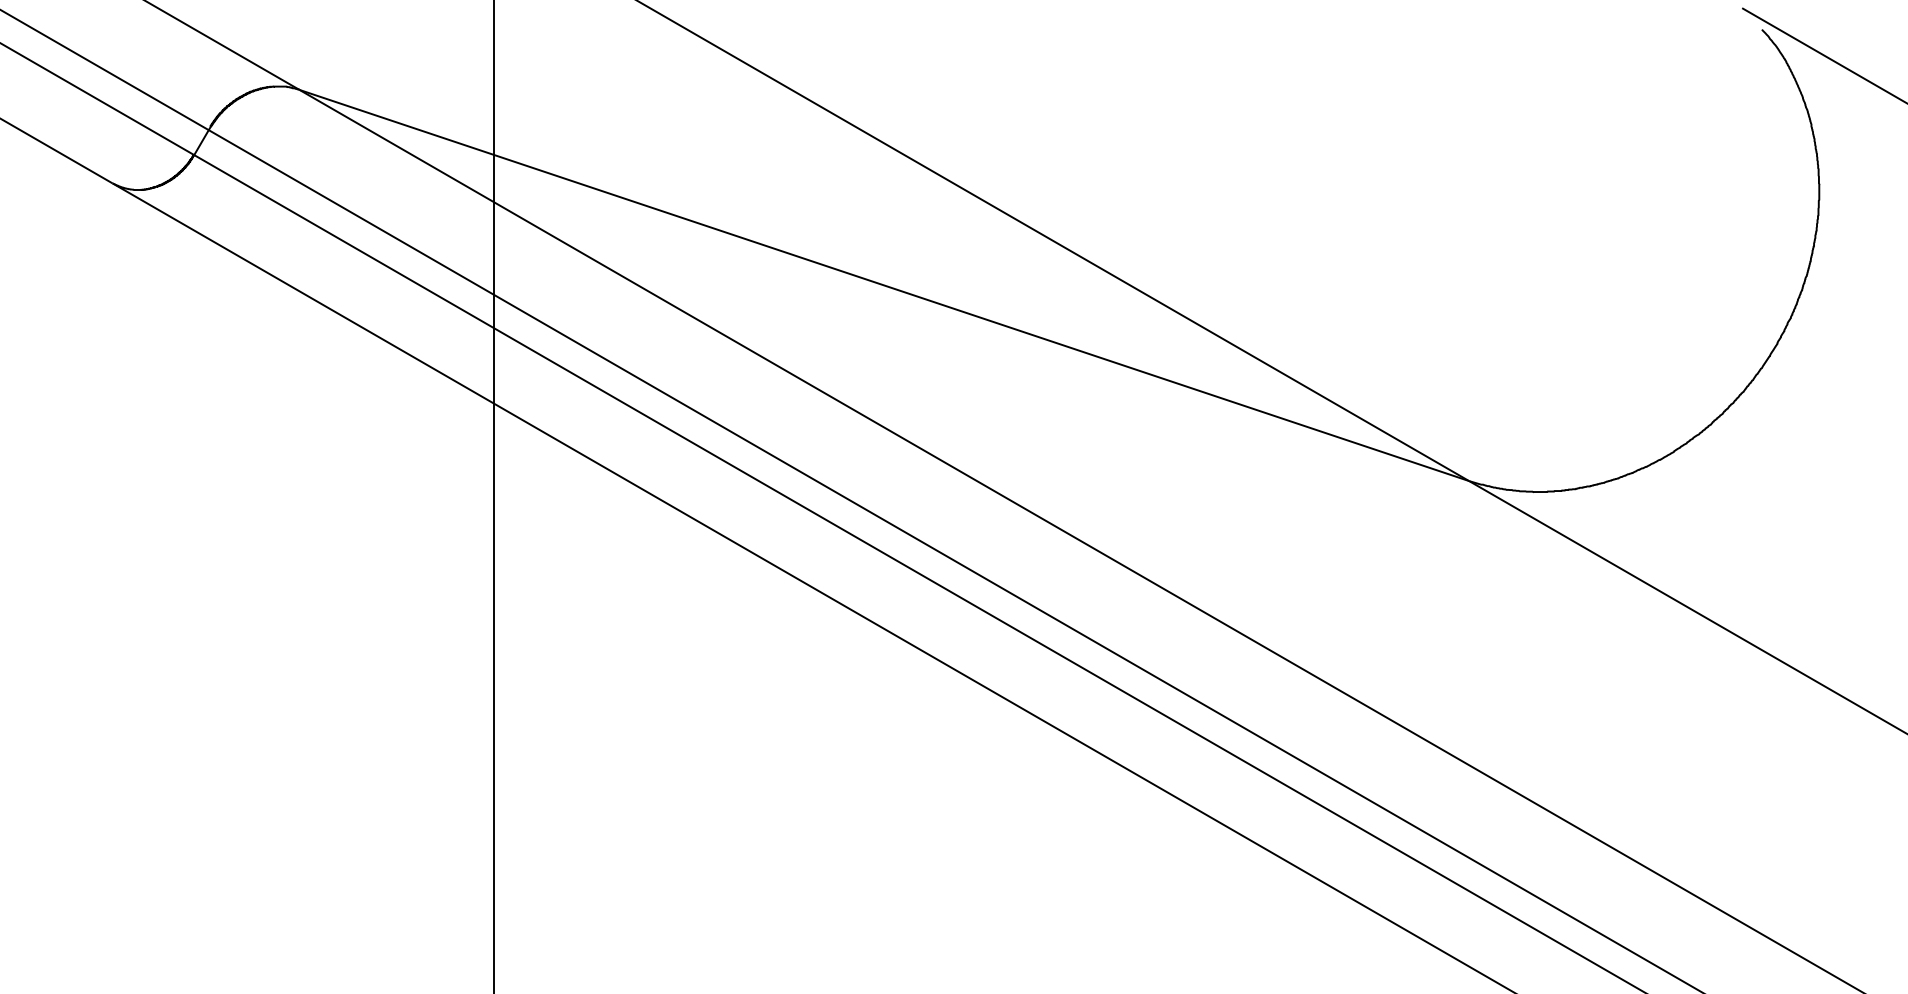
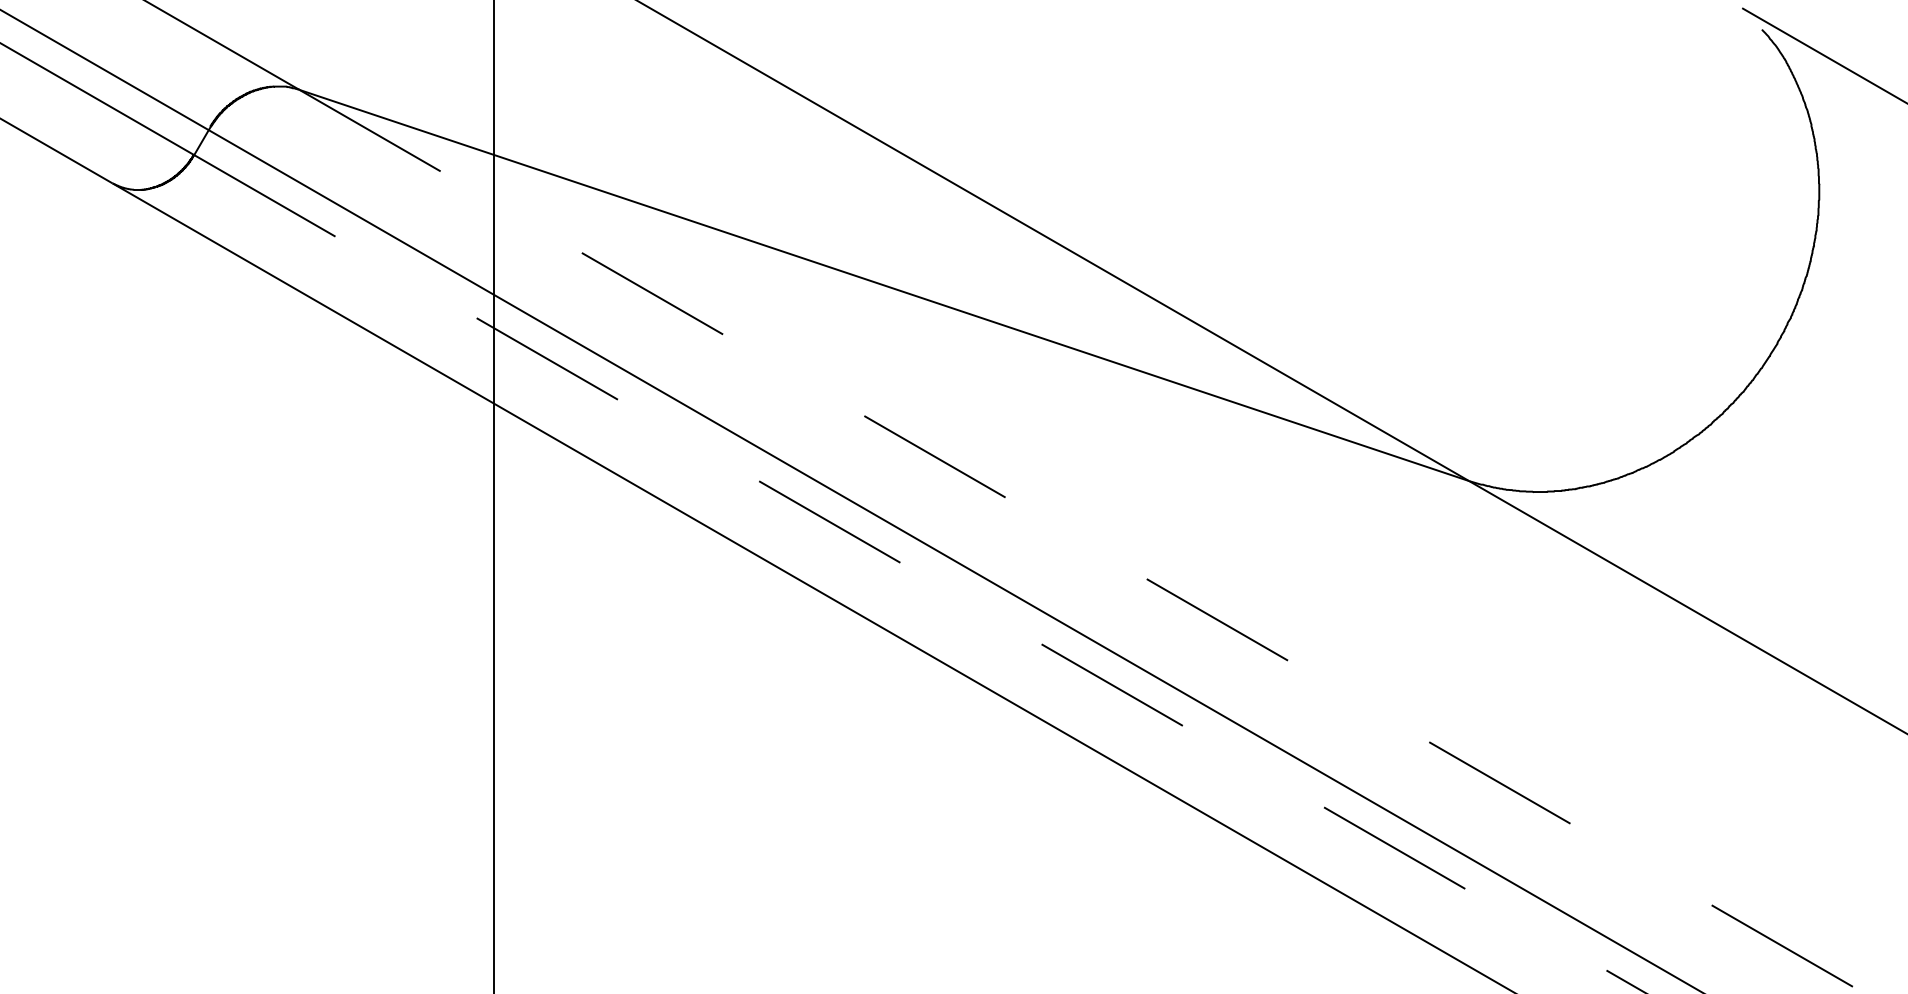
line: solid -> dashed (1082, 541)
line: solid -> dashed (920, 574)
